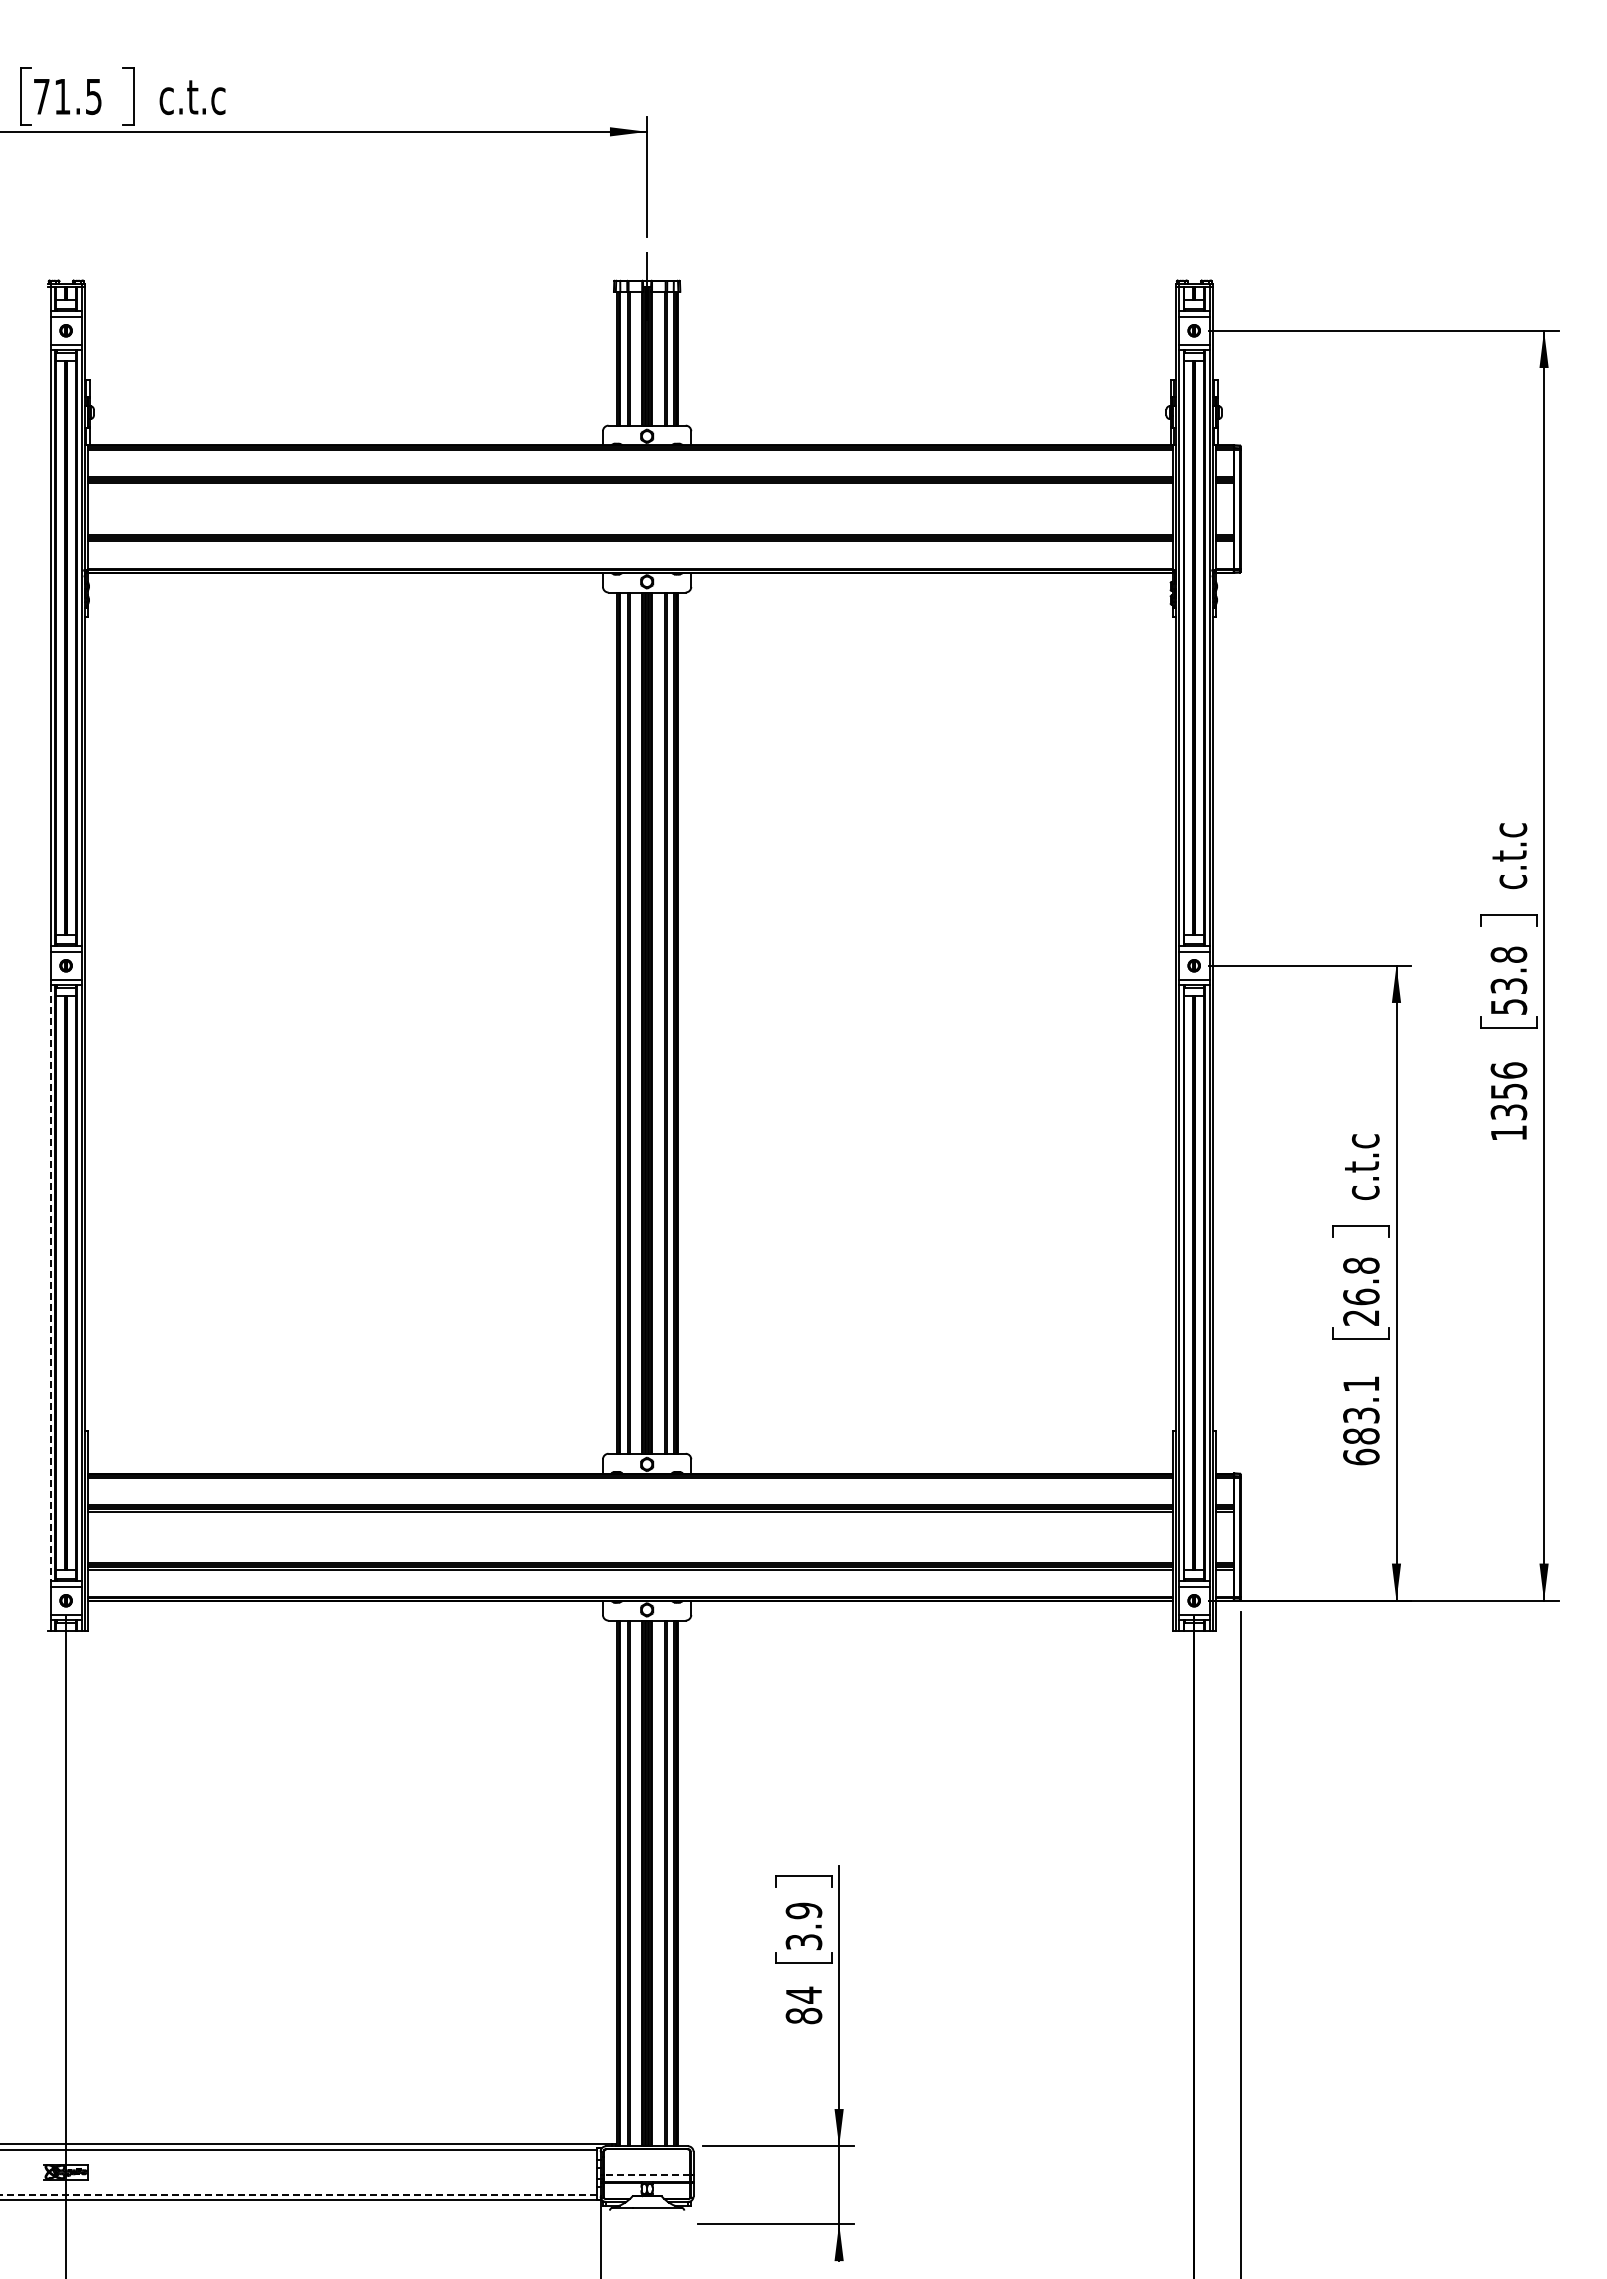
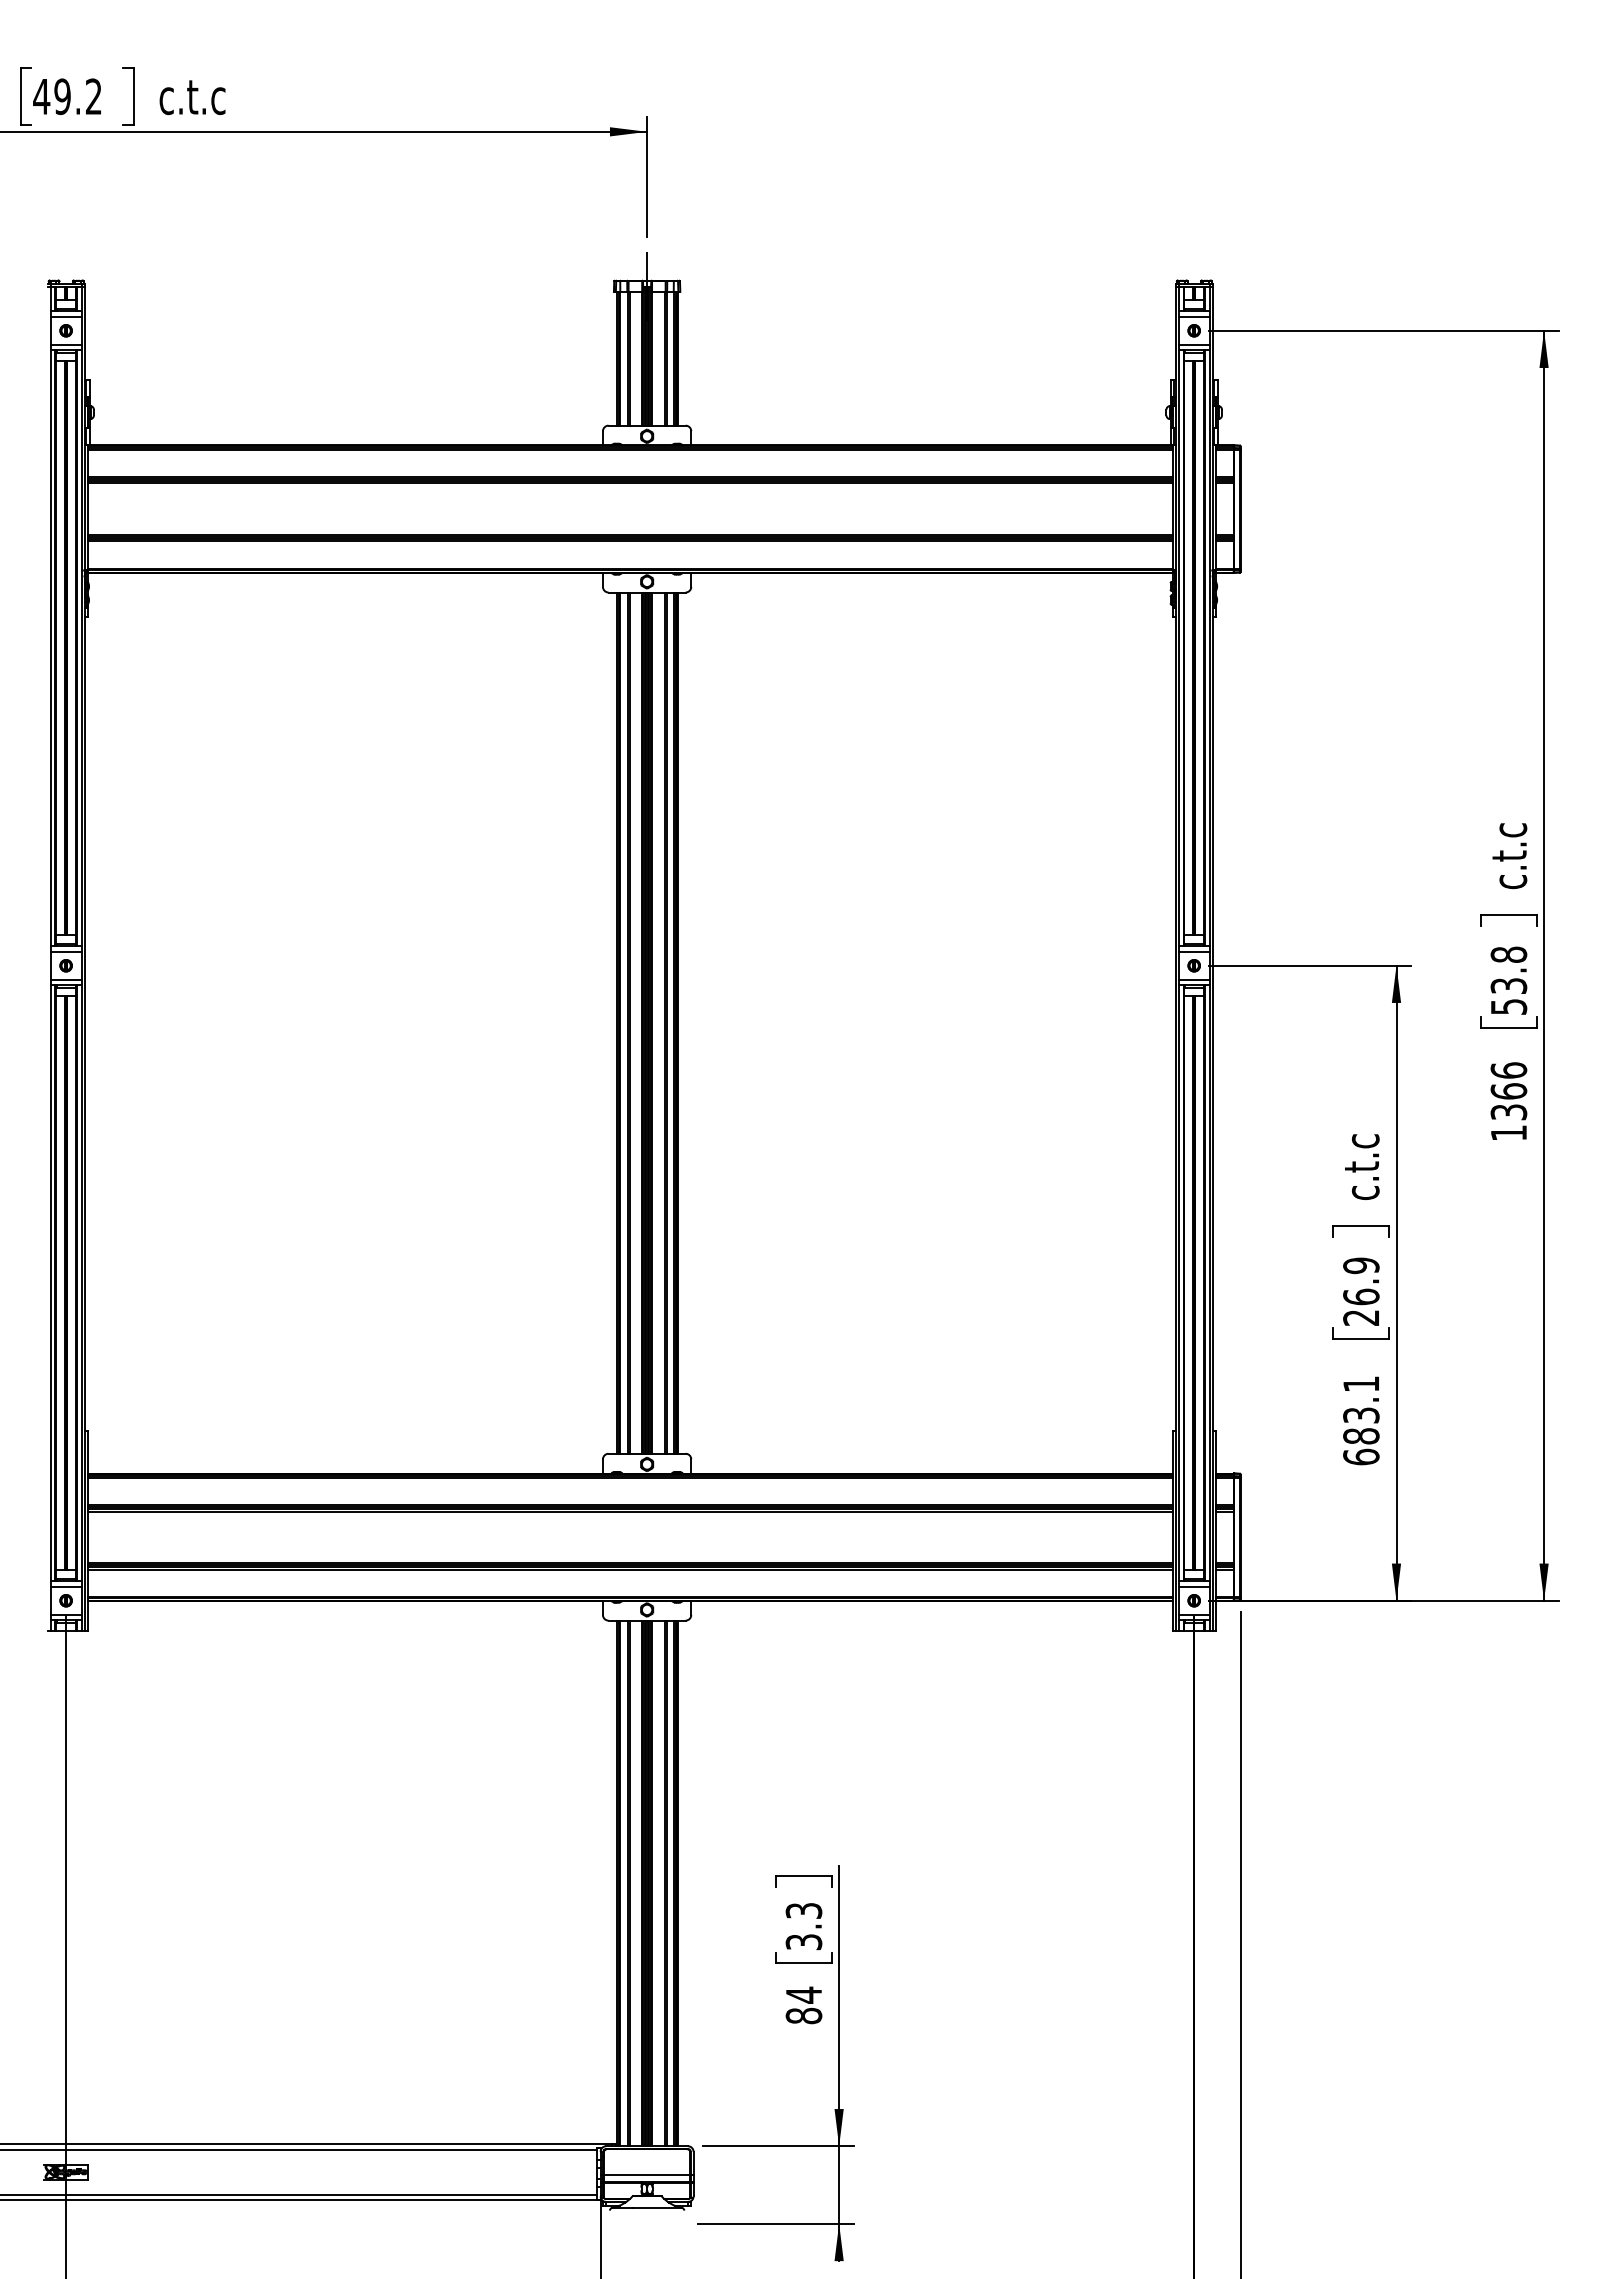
text: 71.5 -> 49.2 (67, 96)
text: 1356 -> 1366 (1508, 1091)
text: 26.8 -> 26.9 (1361, 1265)
line: dashed -> solid (50, 1283)
text: 3.9 -> 3.3 (803, 1910)
line: dashed -> solid (646, 2175)
line: dashed -> solid (298, 2194)
